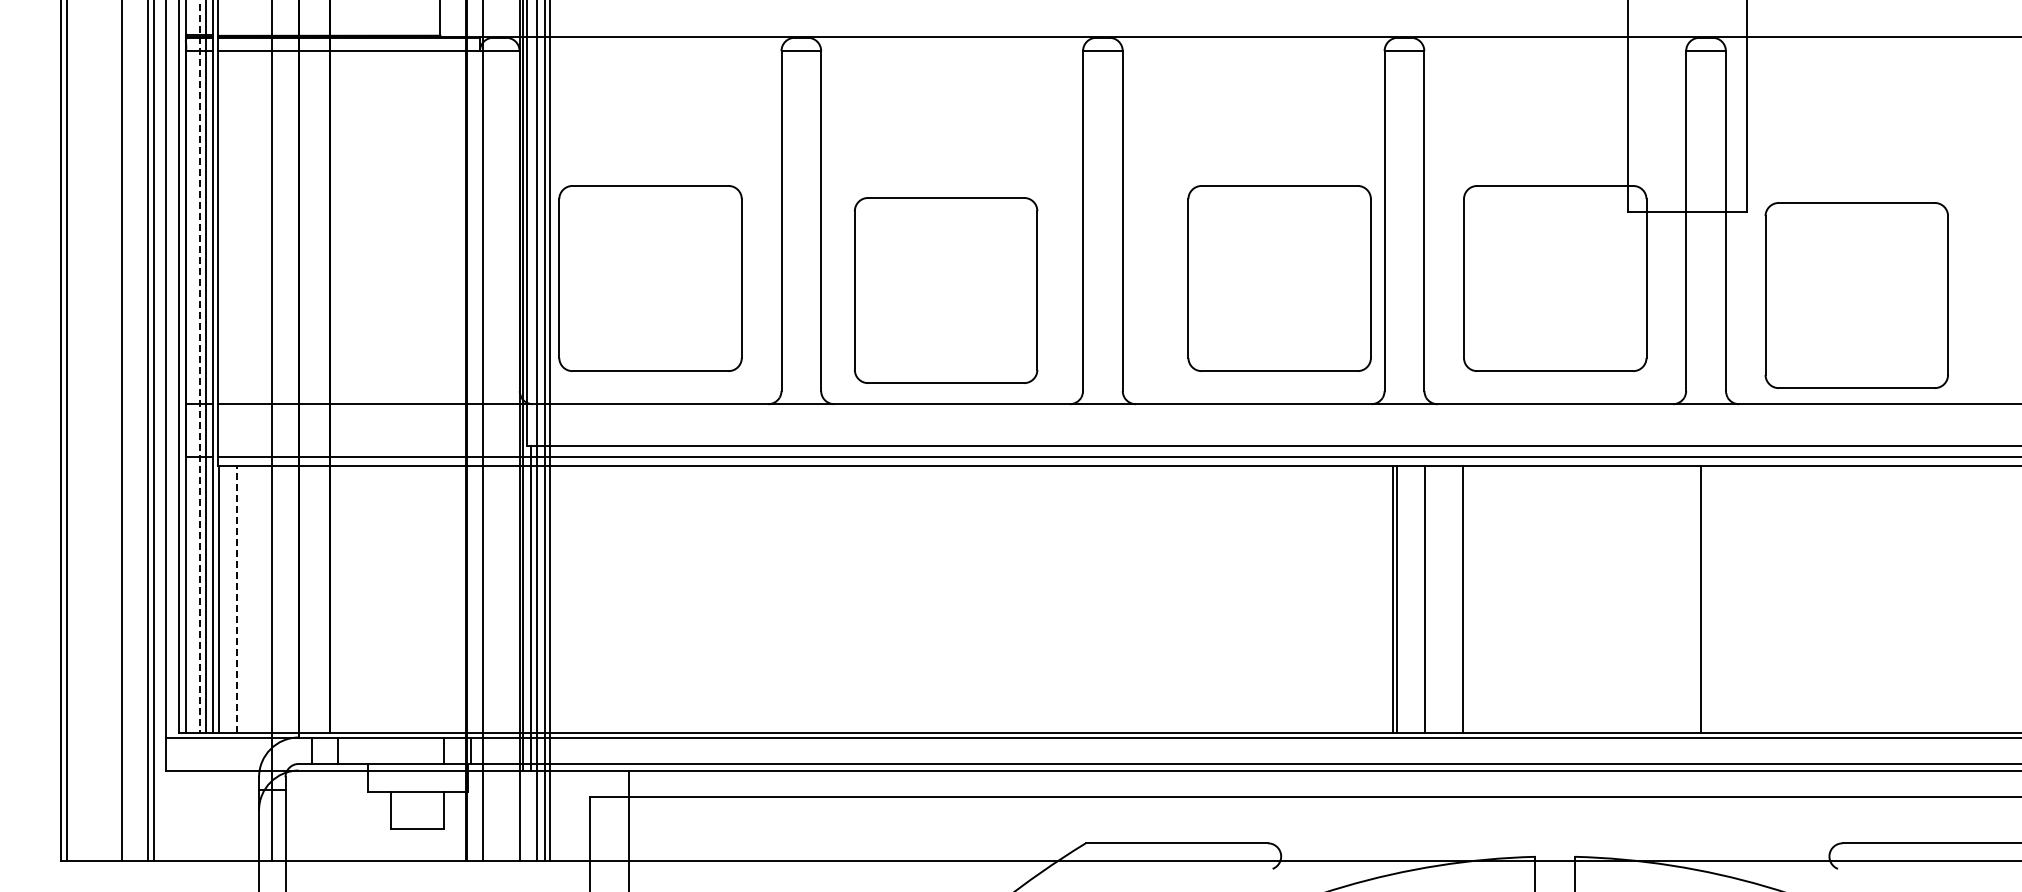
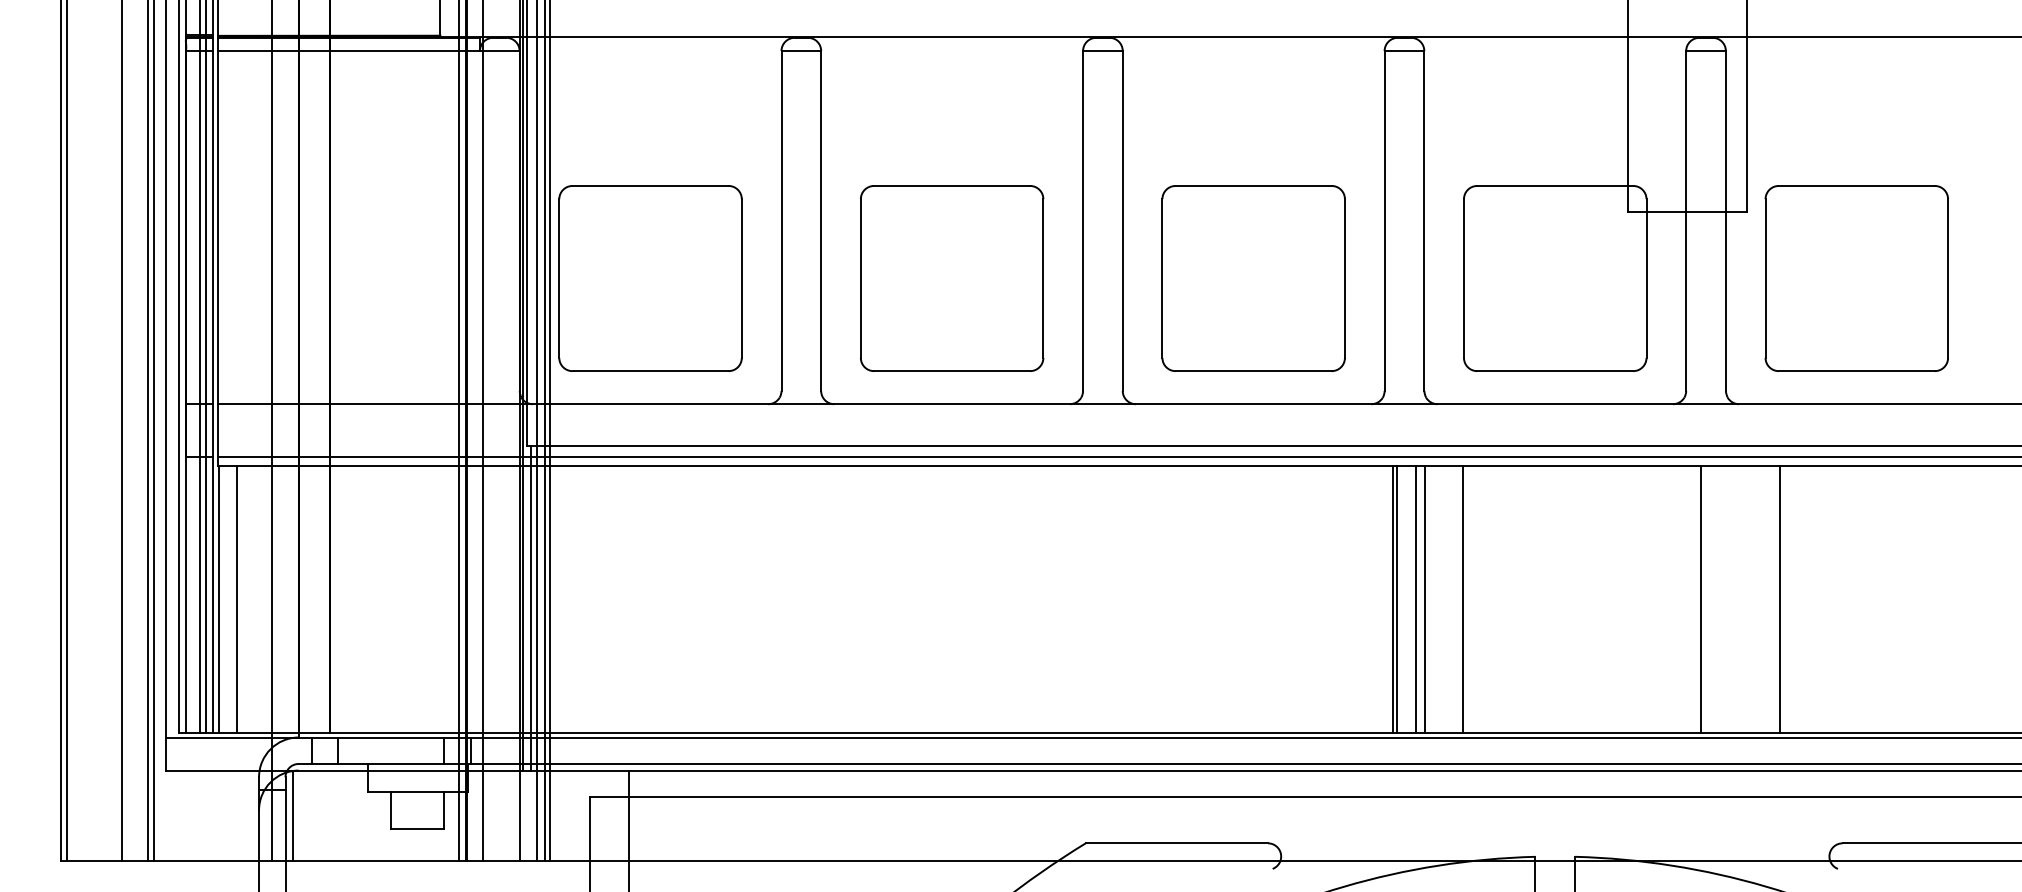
part position: (1279, 278) -> (1253, 278) (1253, 278)
part position: (946, 290) -> (952, 278) (952, 278)
part position: (1856, 295) -> (1856, 278) (1856, 278)
line: dashed -> solid (200, 367)
line: none -> present (458, 431)
line: dashed -> solid (237, 599)
line: none -> present (1415, 599)
line: none -> present (1780, 599)
line: none -> present (292, 815)
